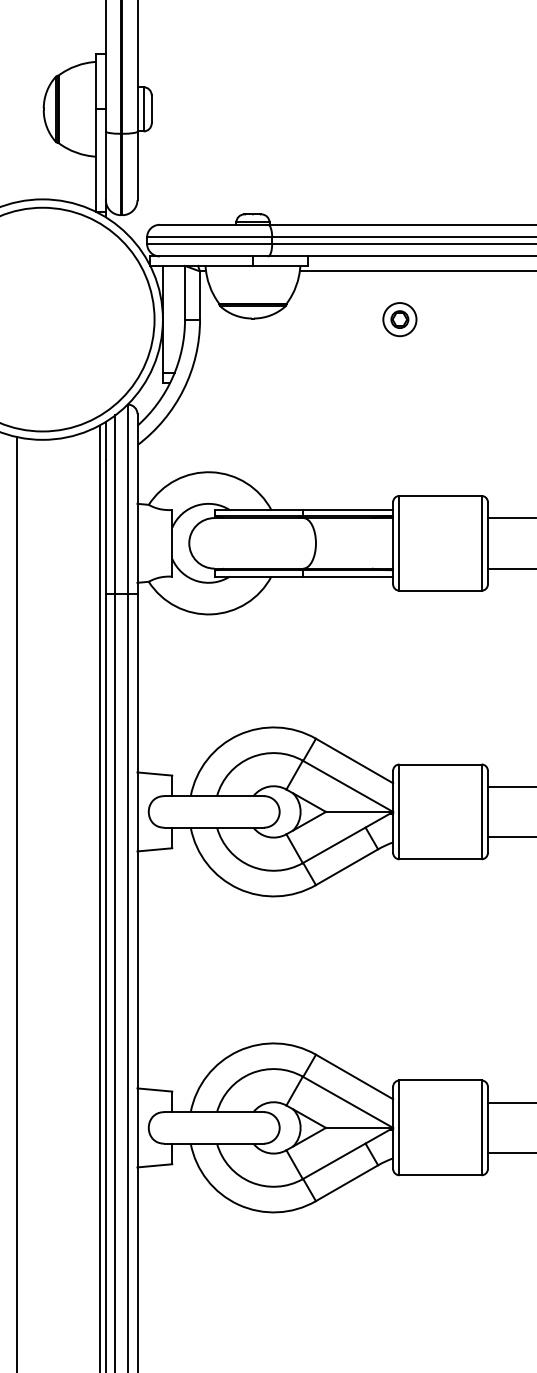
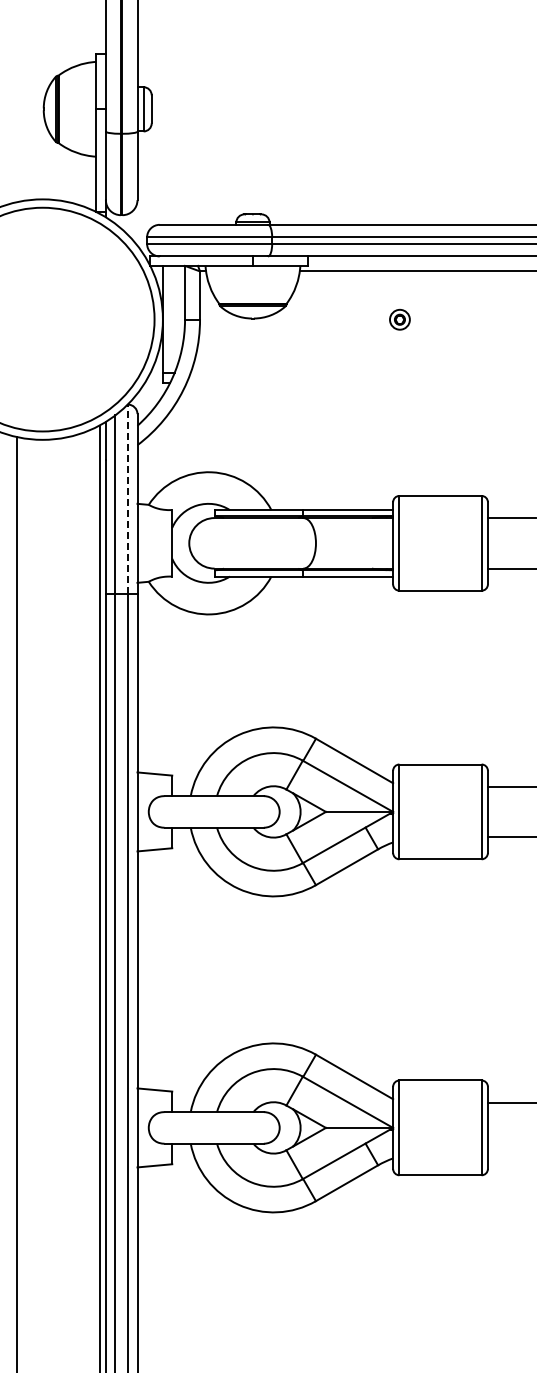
part size: 36x36 px -> 22x23 px (399, 319)
line: solid -> dashed (128, 499)
line: present -> none (510, 1153)
